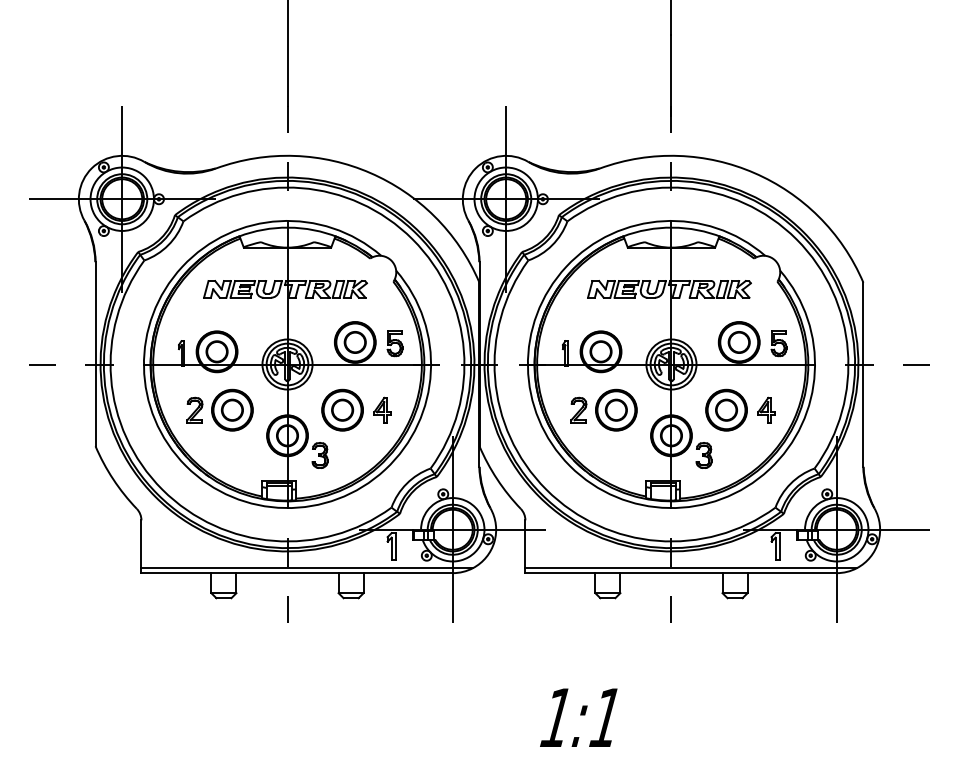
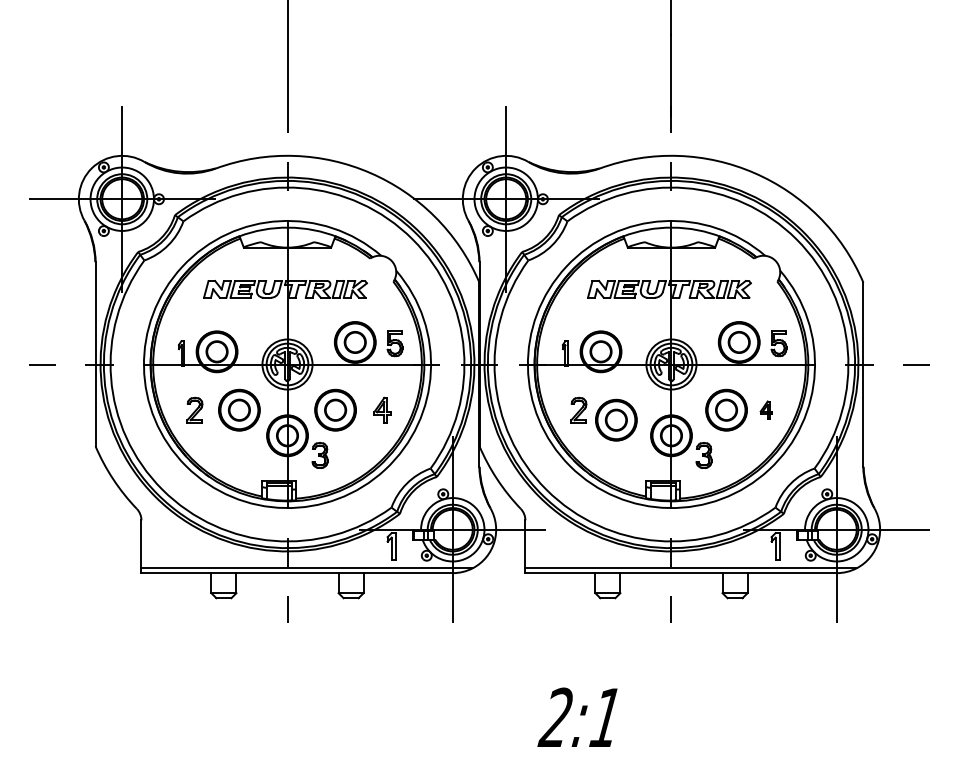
part position: (232, 409) -> (239, 409) (239, 409)
part position: (342, 409) -> (335, 409) (335, 409)
part position: (616, 409) -> (616, 419) (616, 419)
part size: 19x28 px -> 14x20 px (765, 409)
text: 1:1 -> 2:1 (554, 716)
